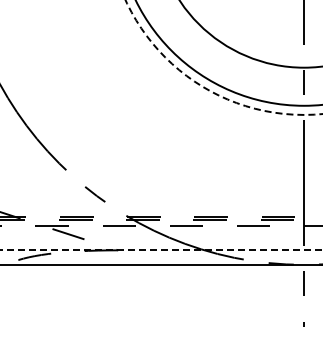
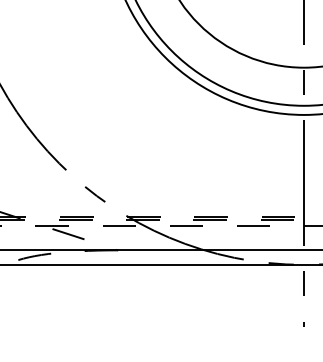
circle: dashed -> solid (223, 57)
line: dashed -> solid (162, 250)
